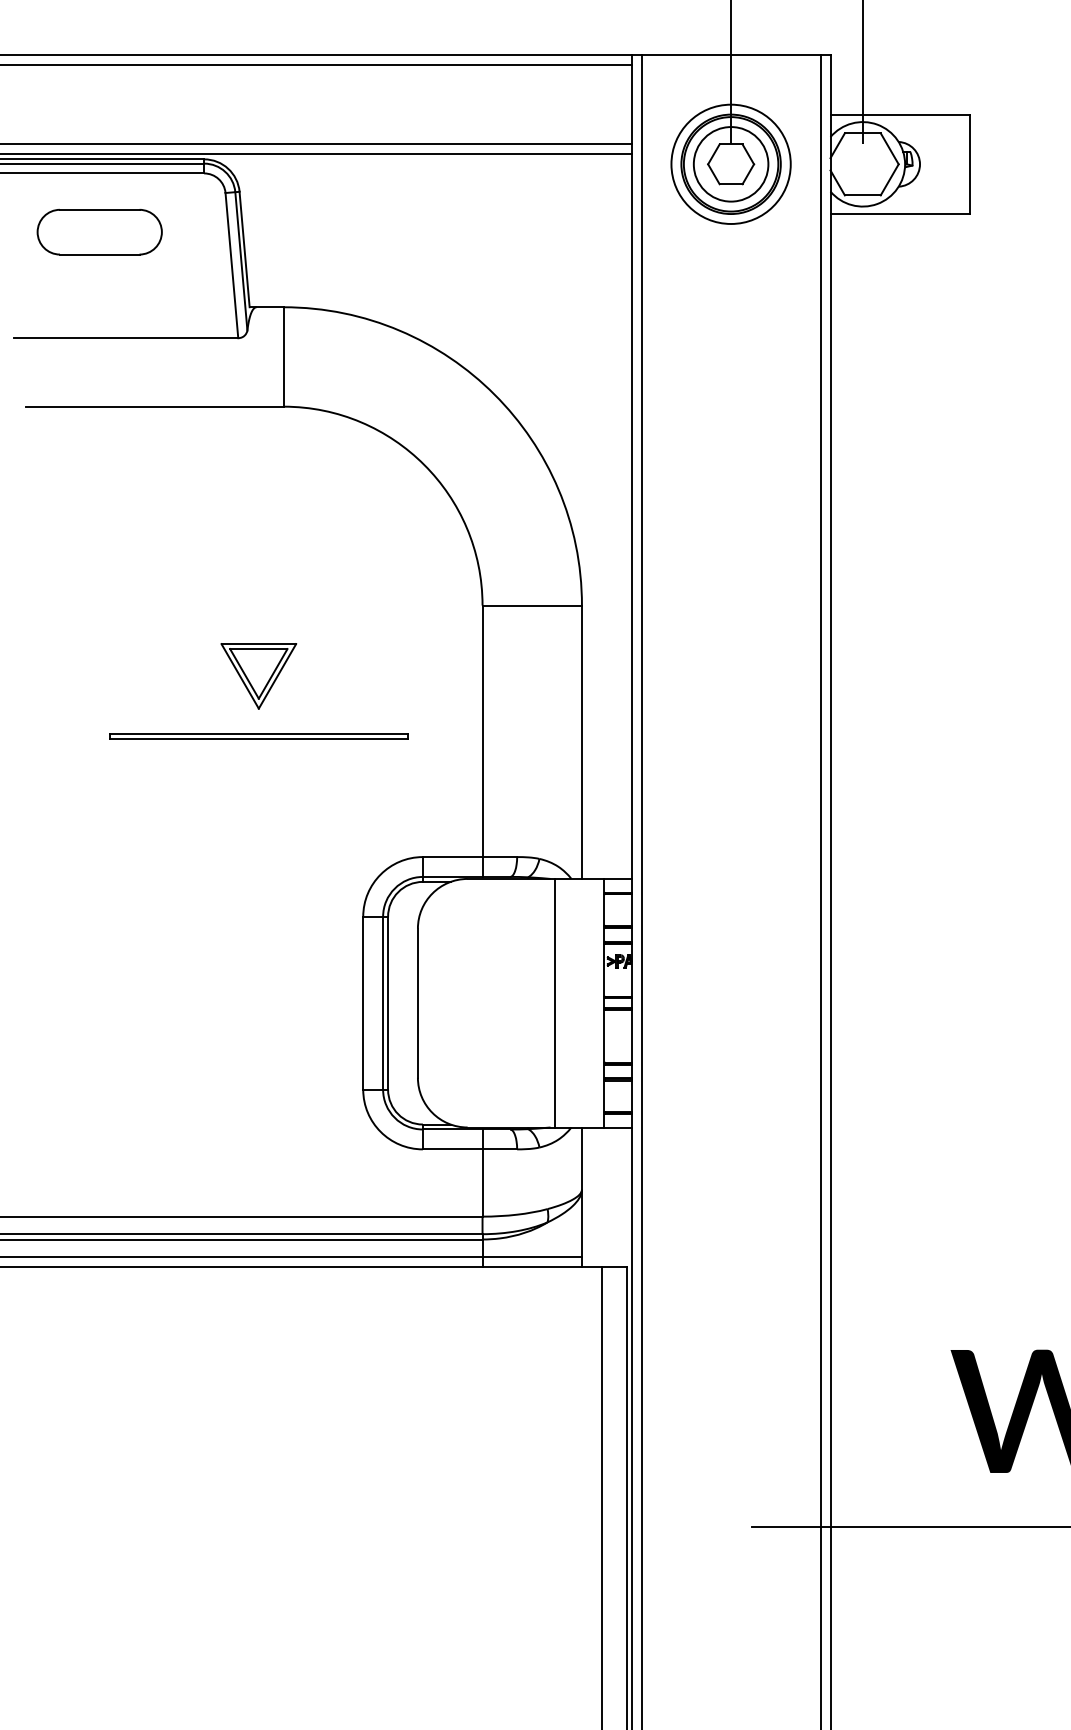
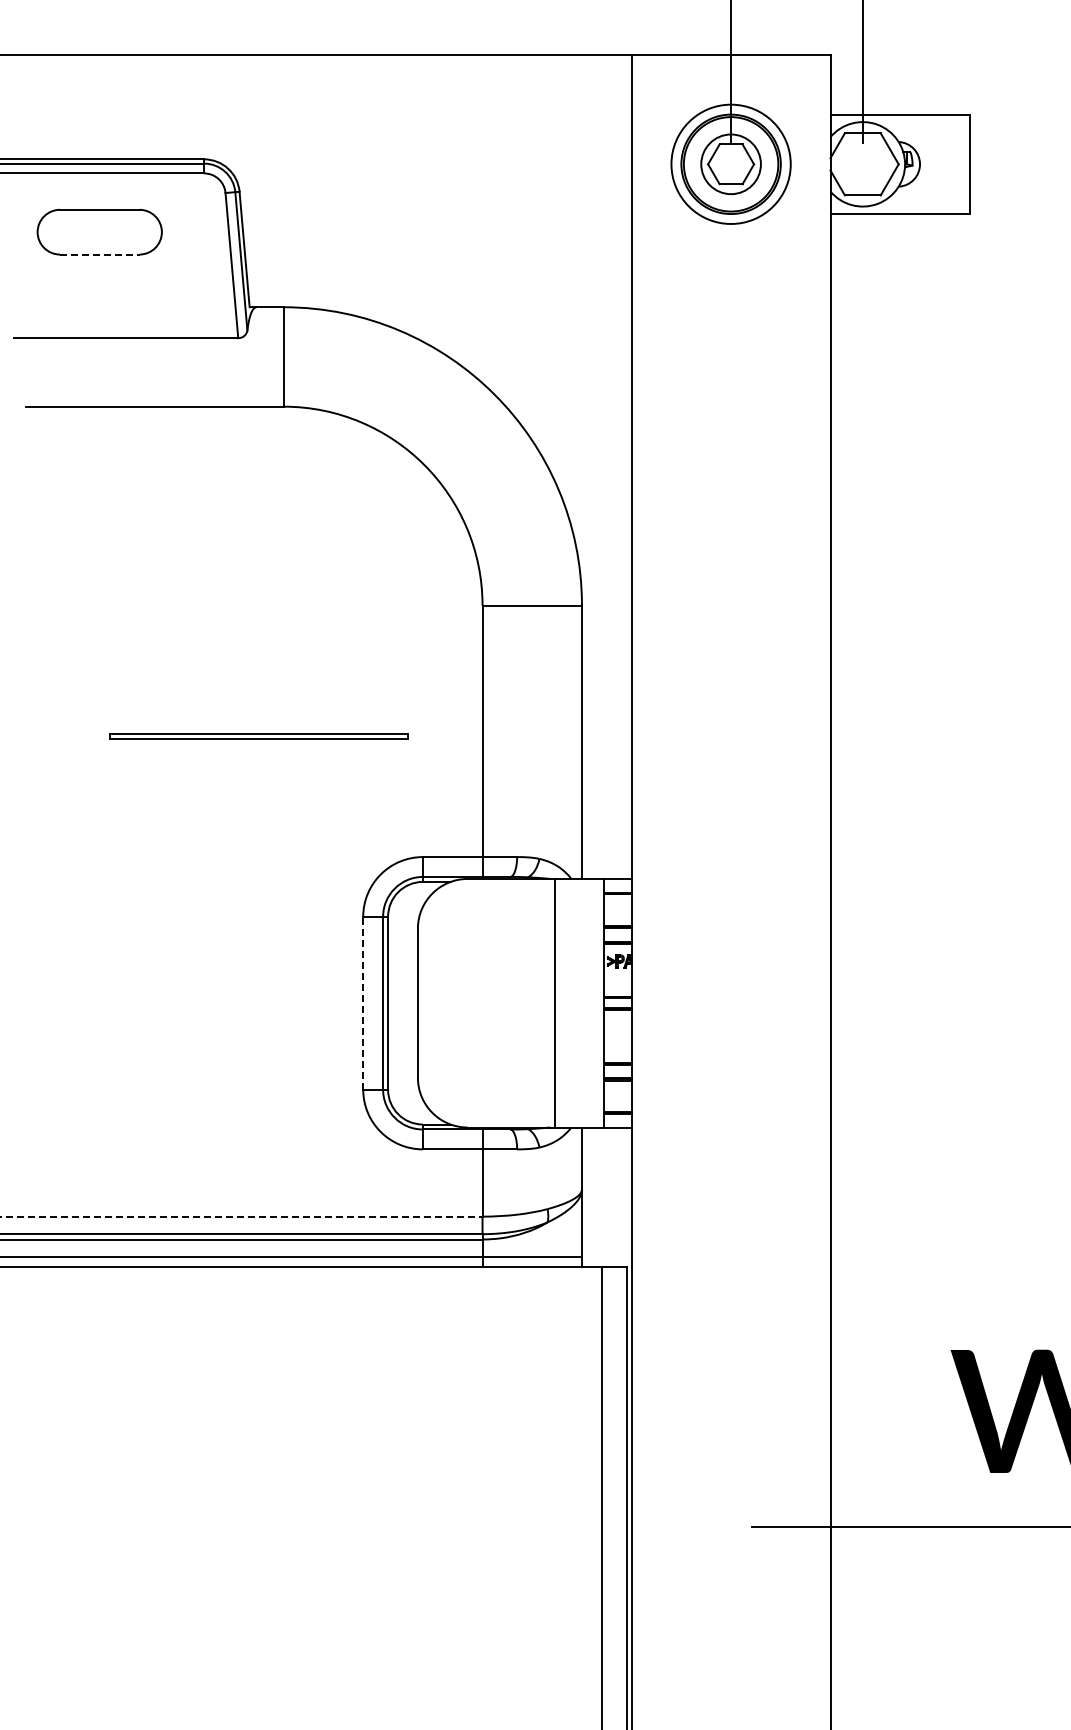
line: present -> none (316, 64)
line: present -> none (316, 144)
line: present -> none (316, 154)
circle diameter: 75 px -> 60 px (730, 164)
line: solid -> dashed (99, 254)
part: present -> none (258, 676)
line: present -> none (641, 890)
line: present -> none (820, 890)
line: solid -> dashed (363, 1002)
line: solid -> dashed (241, 1216)
